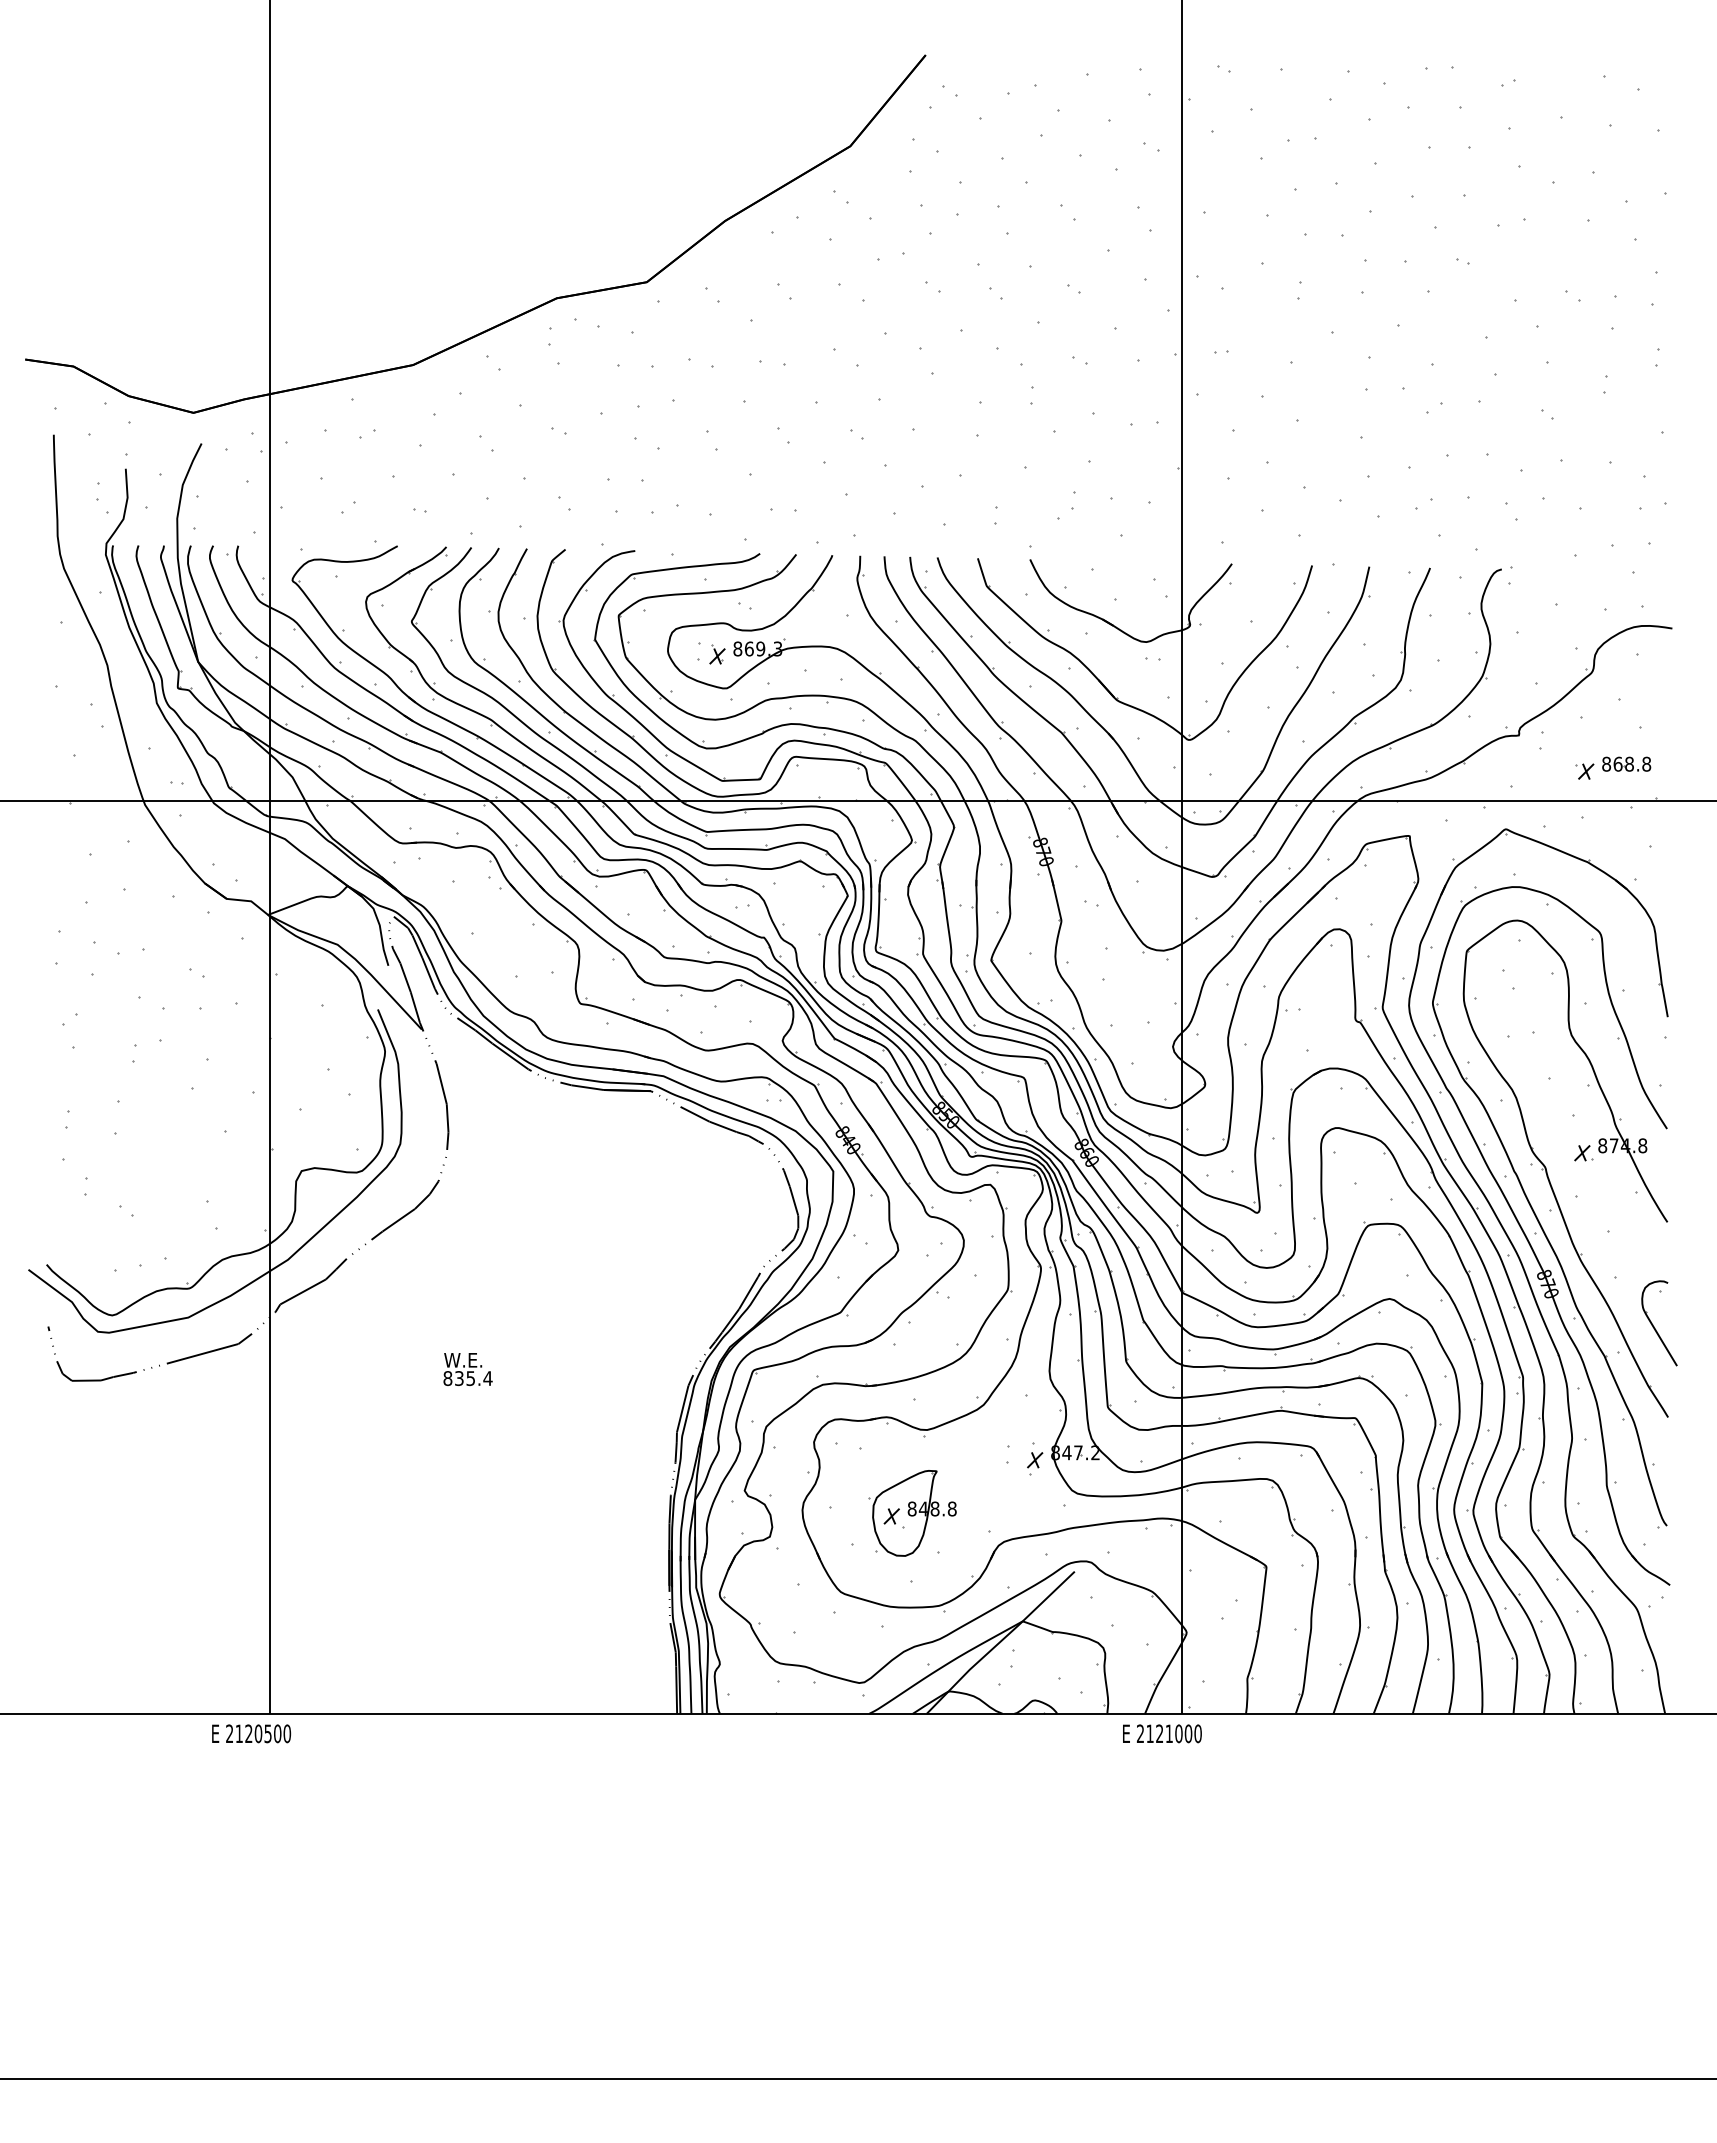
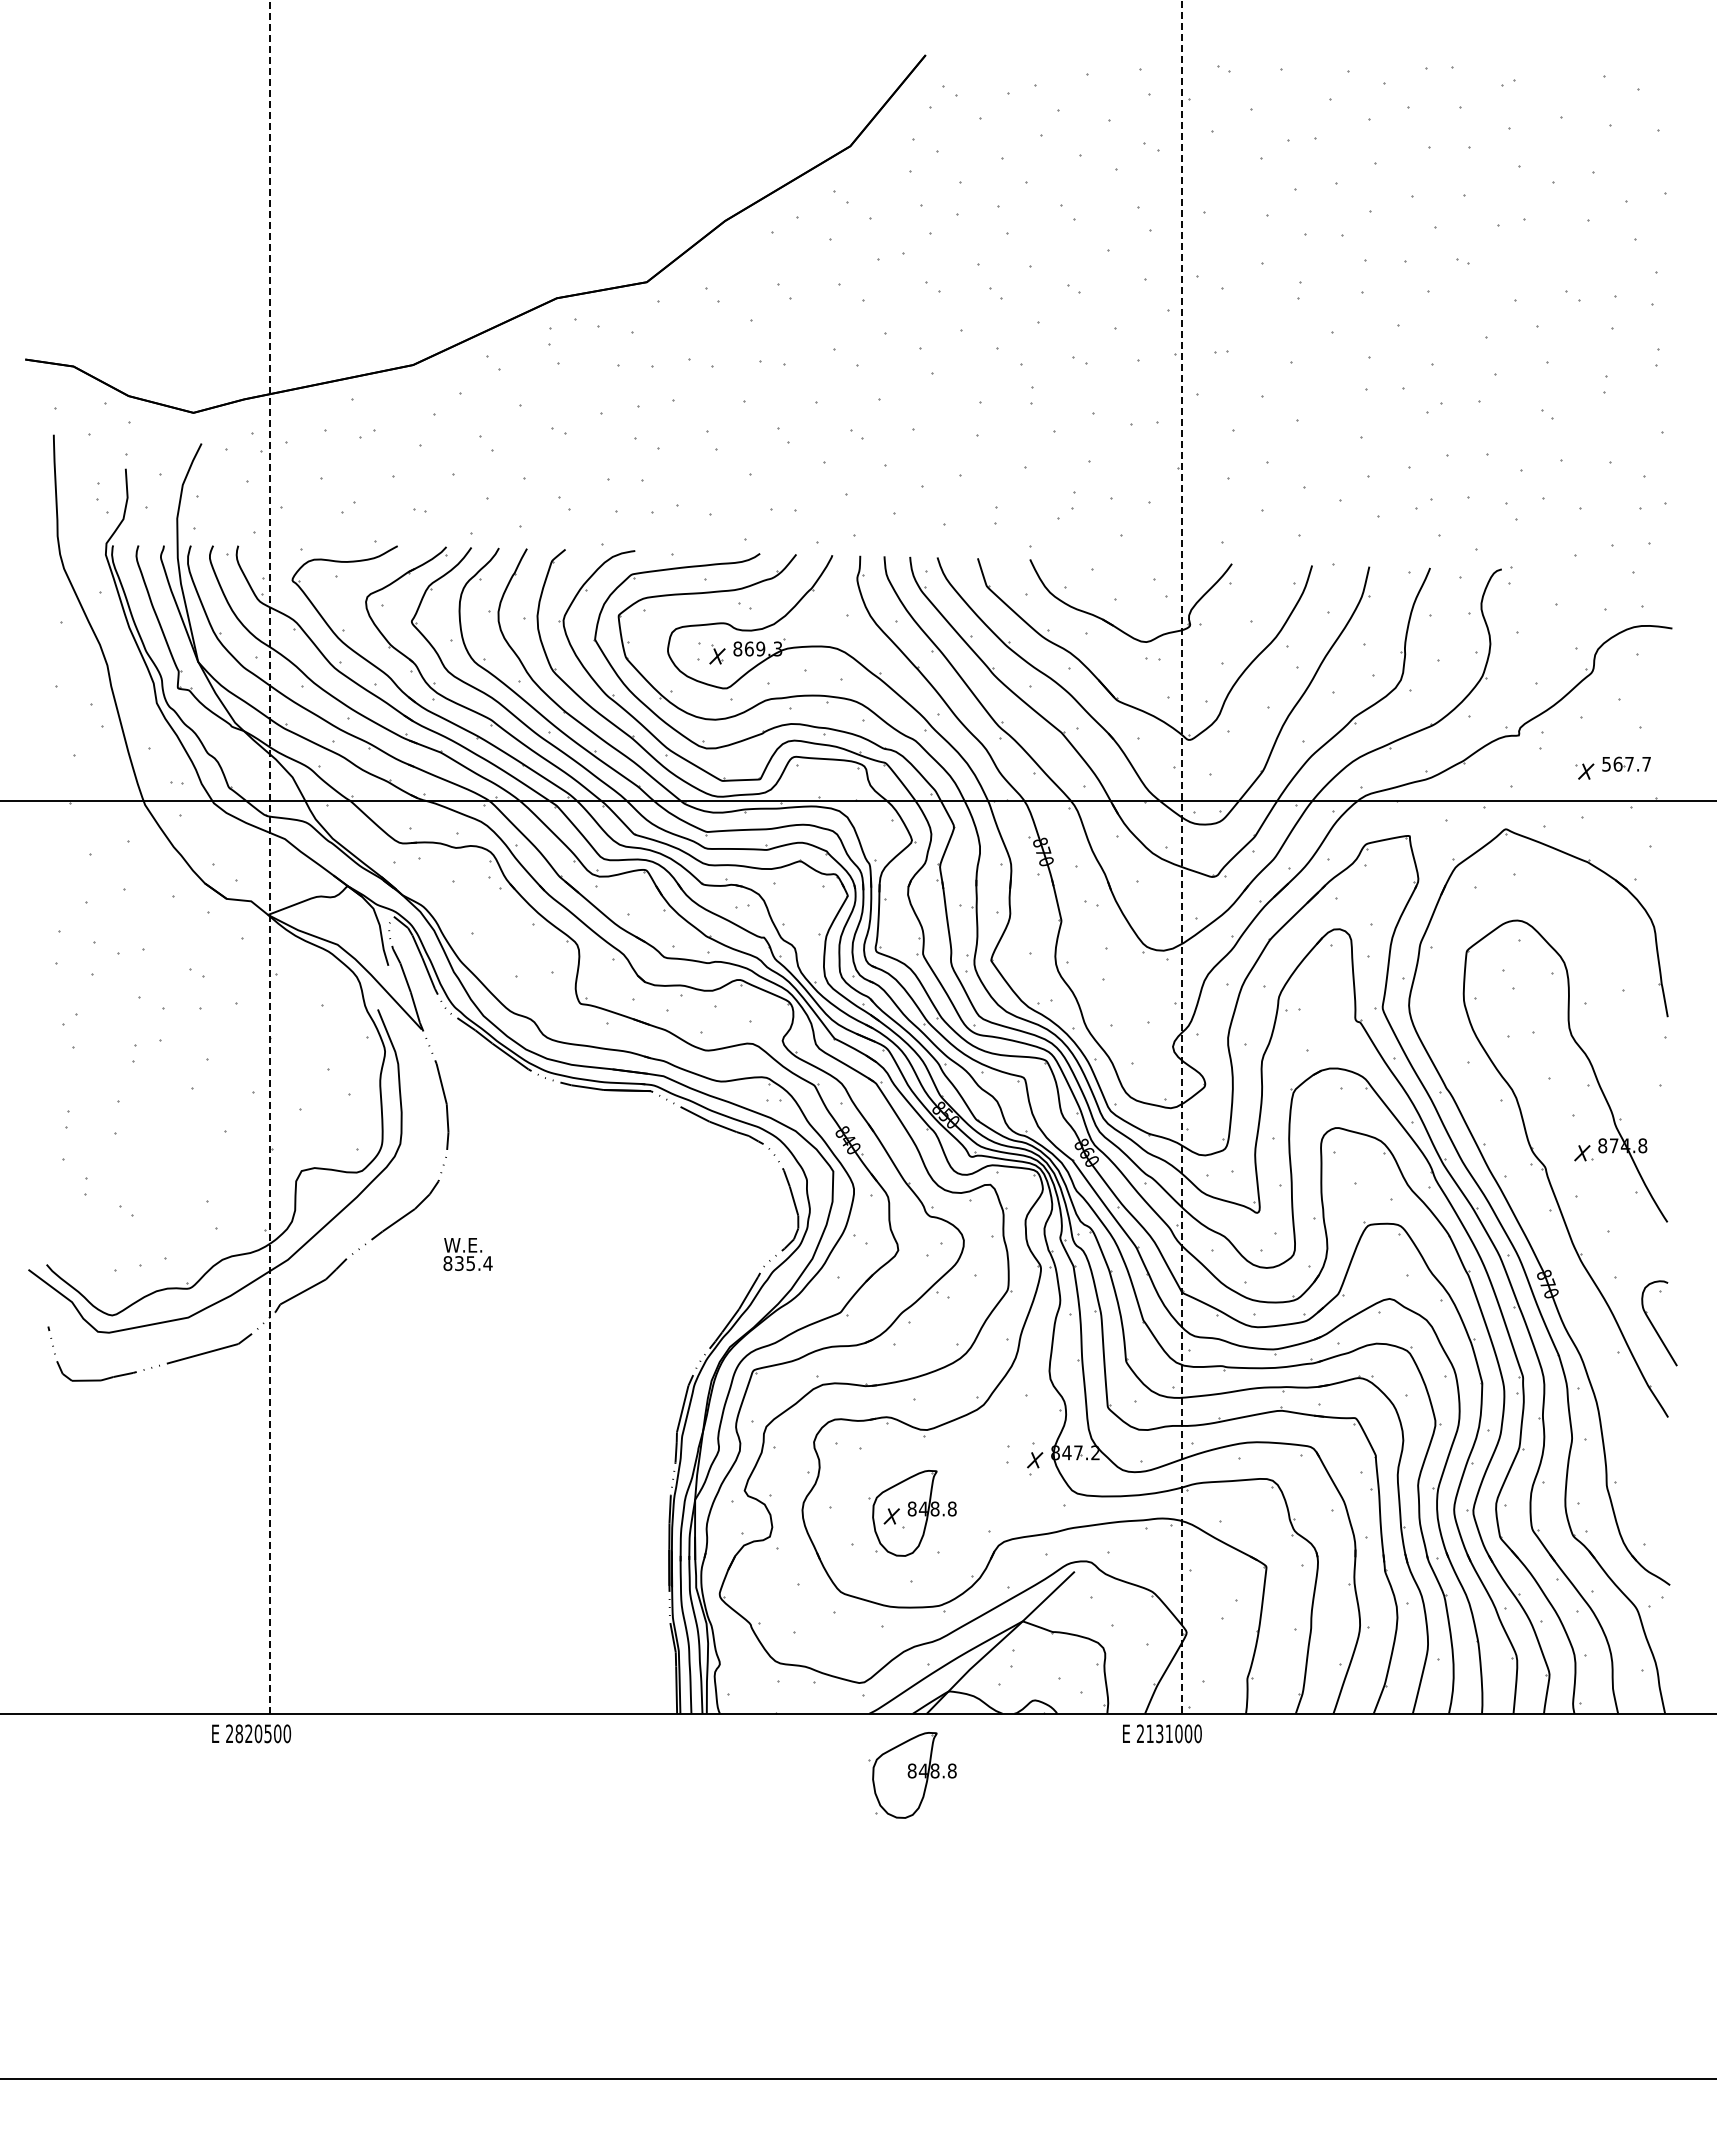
text: 868.8 -> 567.7 (1626, 763)
line: solid -> dashed (269, 856)
line: solid -> dashed (1182, 857)
part: present -> none (1536, 1214)
text position: (467, 1369) -> (467, 1254) (467, 1254)
text: 2120500 -> 2820500 (239, 1733)
text: 2121000 -> 2131000 (1159, 1734)
part: none -> present (912, 1775)
